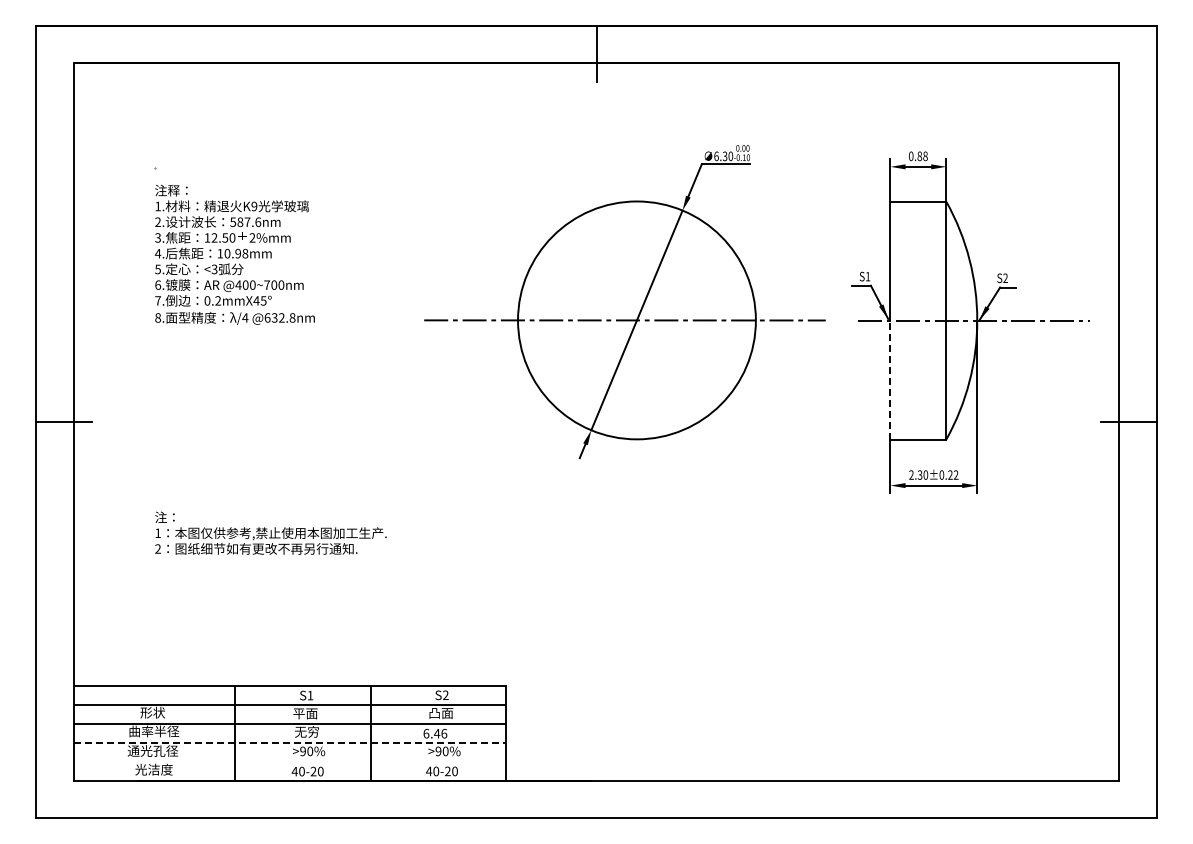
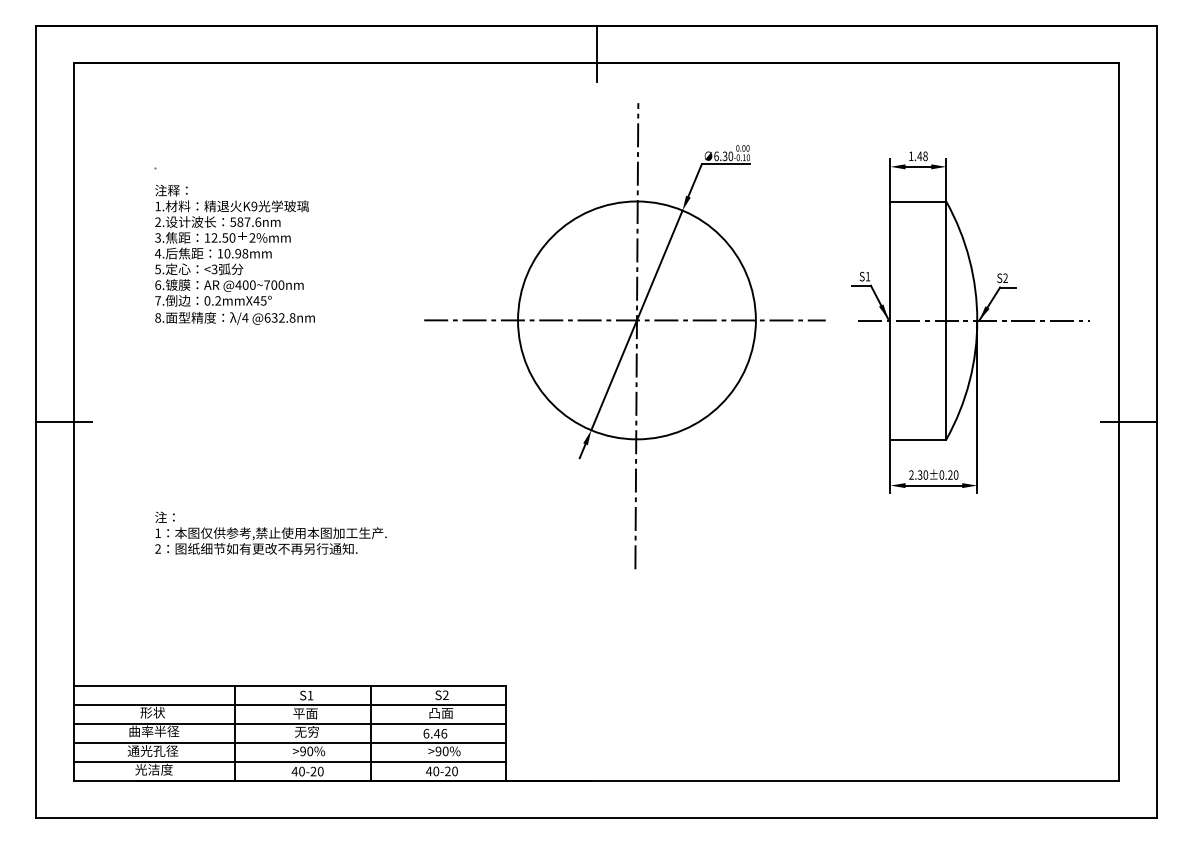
text: 0.88 -> 1.48 (915, 156)
line: none -> present (636, 336)
line: dashed -> solid (890, 379)
text: 2.30±0.22 -> 2.30±0.20 (955, 474)
line: dashed -> solid (290, 742)
line: none -> present (289, 761)
